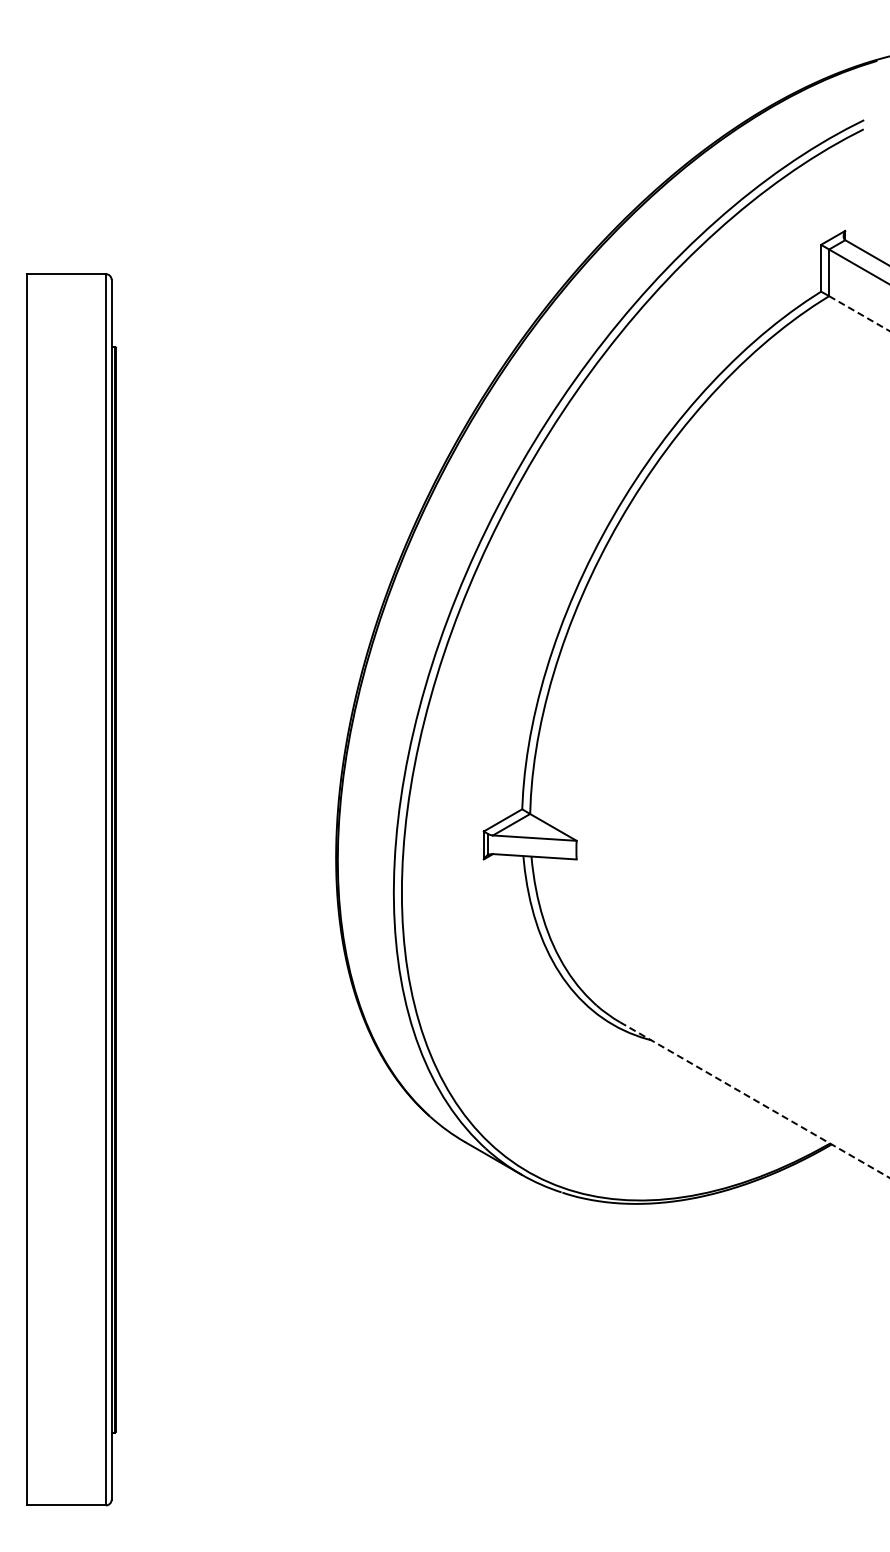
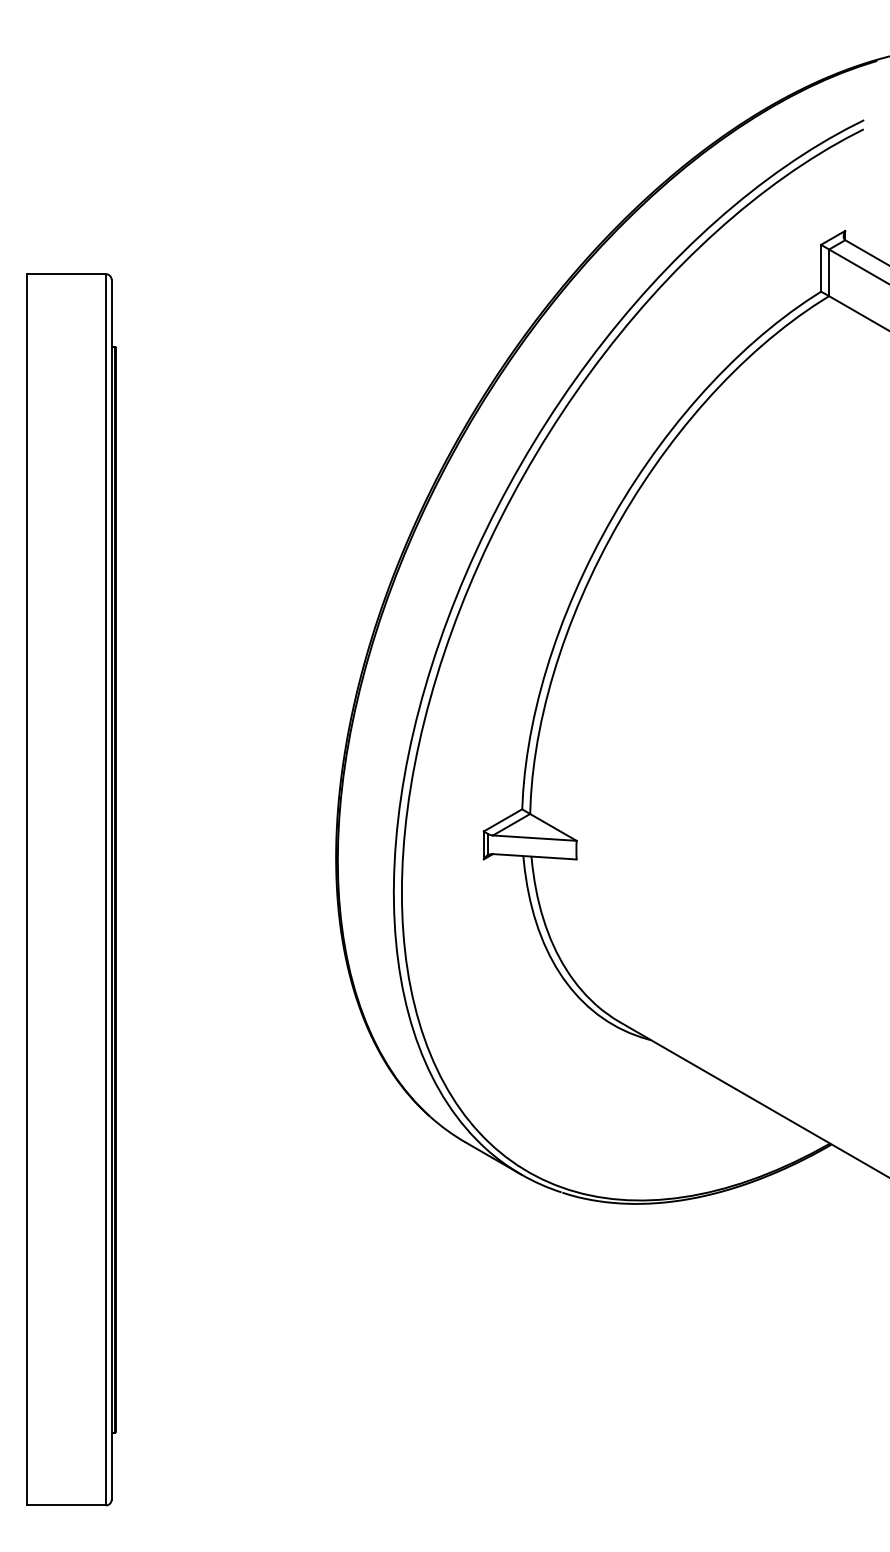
line: dashed -> solid (859, 313)
line: dashed -> solid (755, 1100)
